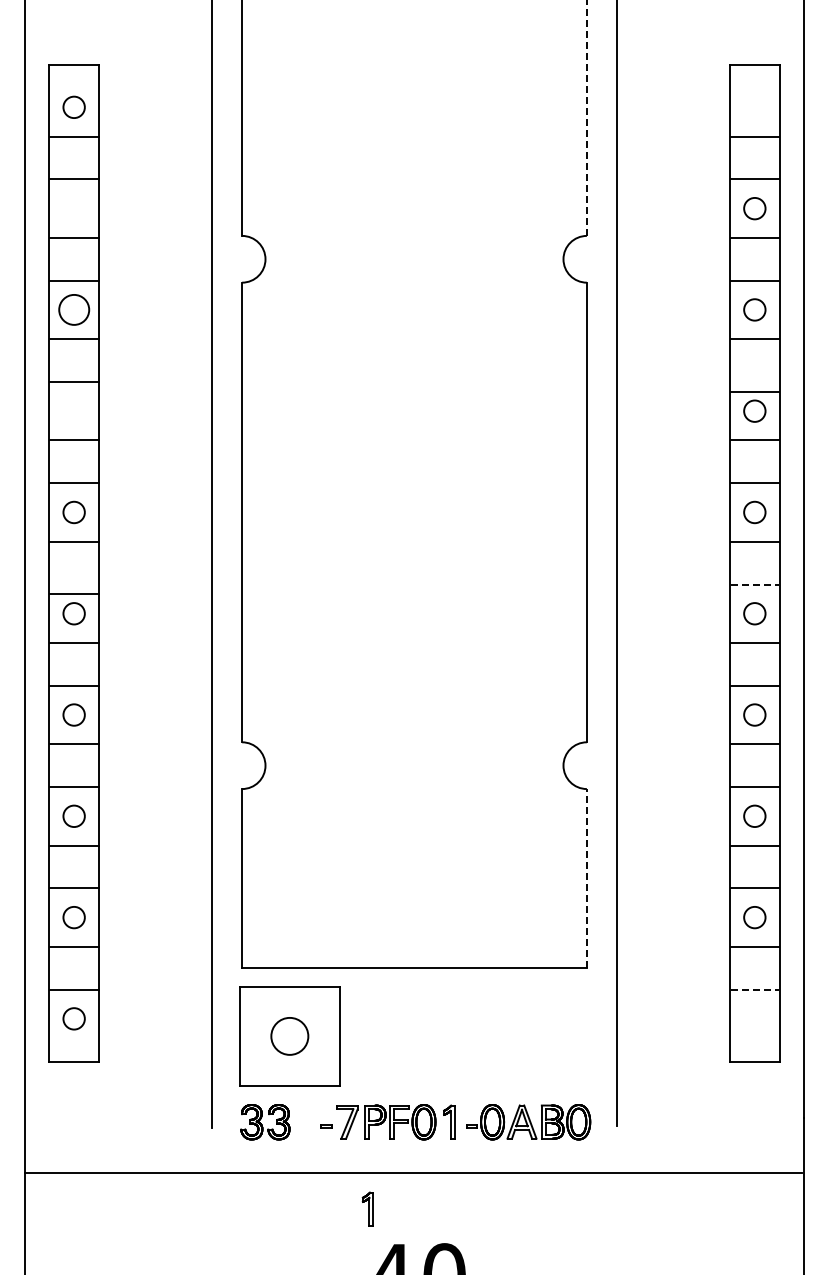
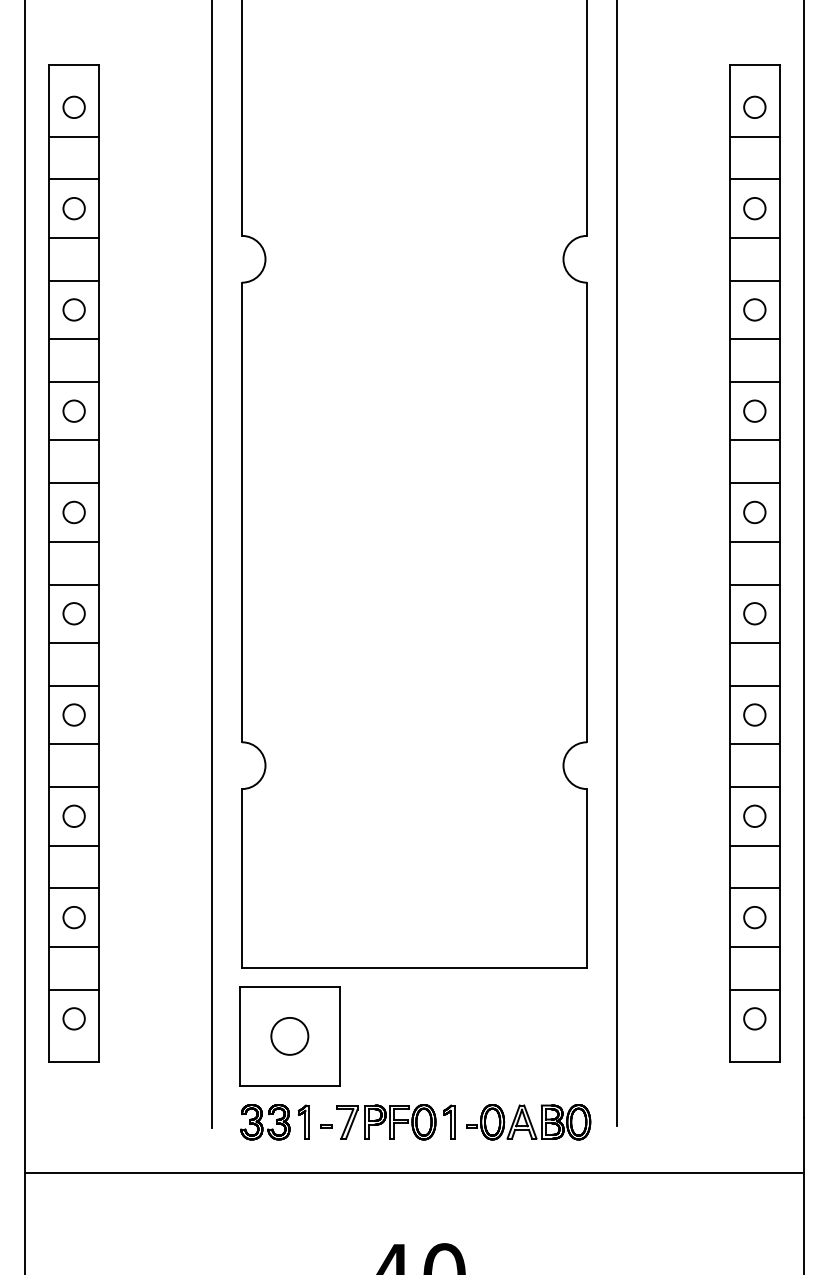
circle: none -> present (754, 106)
line: dashed -> solid (586, 117)
circle: none -> present (73, 208)
circle size: 33x32 px -> 24x24 px (73, 309)
line position: (754, 392) -> (754, 382) (754, 382)
circle: none -> present (73, 410)
line: dashed -> solid (755, 584)
line position: (73, 593) -> (73, 584) (73, 584)
line: dashed -> solid (586, 878)
line: dashed -> solid (755, 989)
circle: none -> present (754, 1018)
part position: (367, 1208) -> (303, 1121) (303, 1121)
